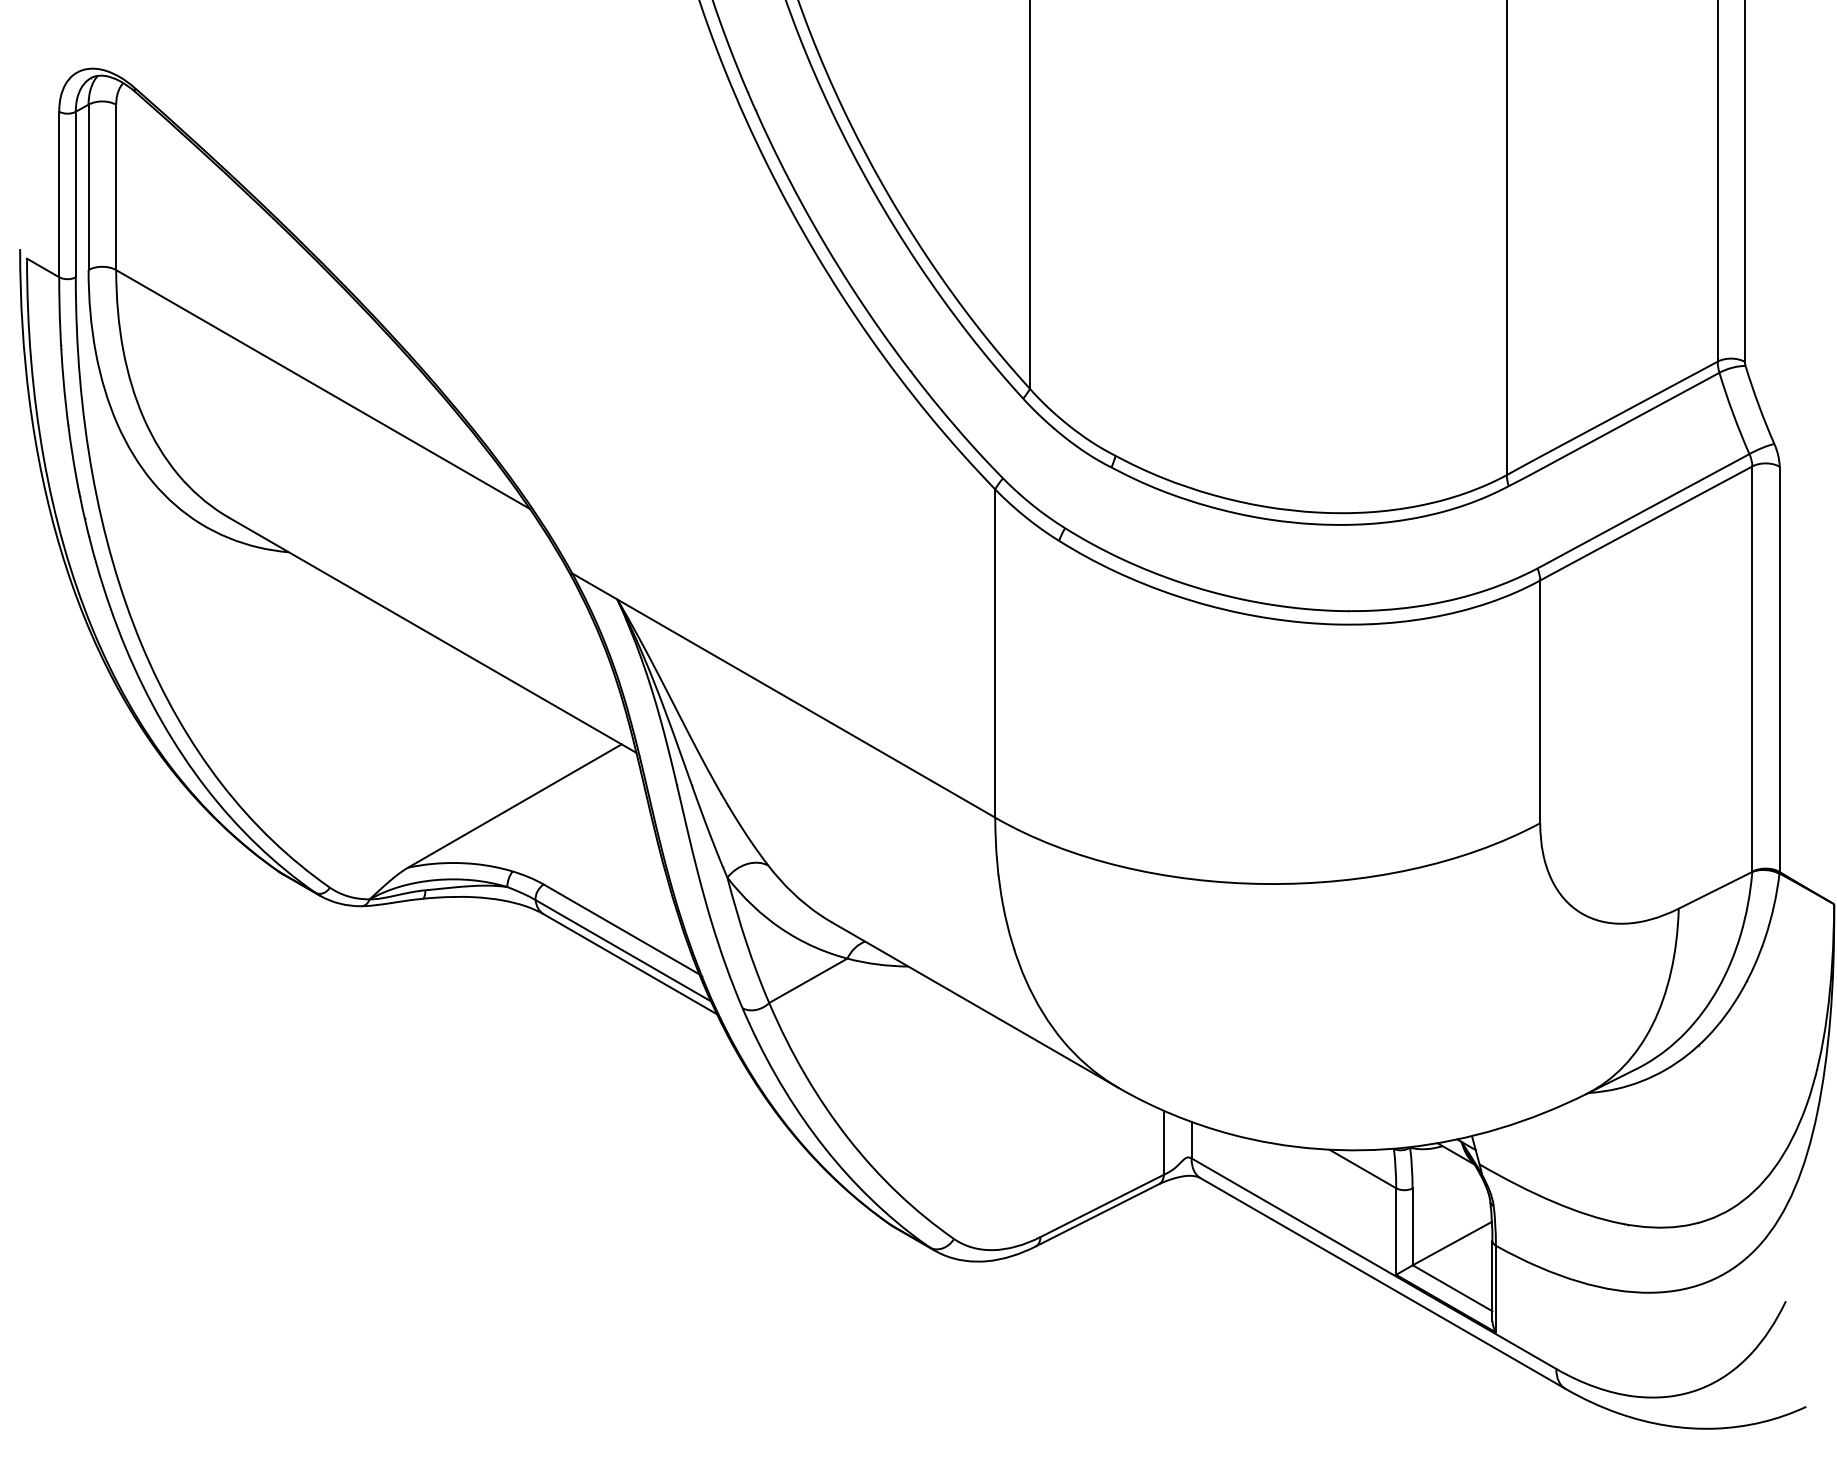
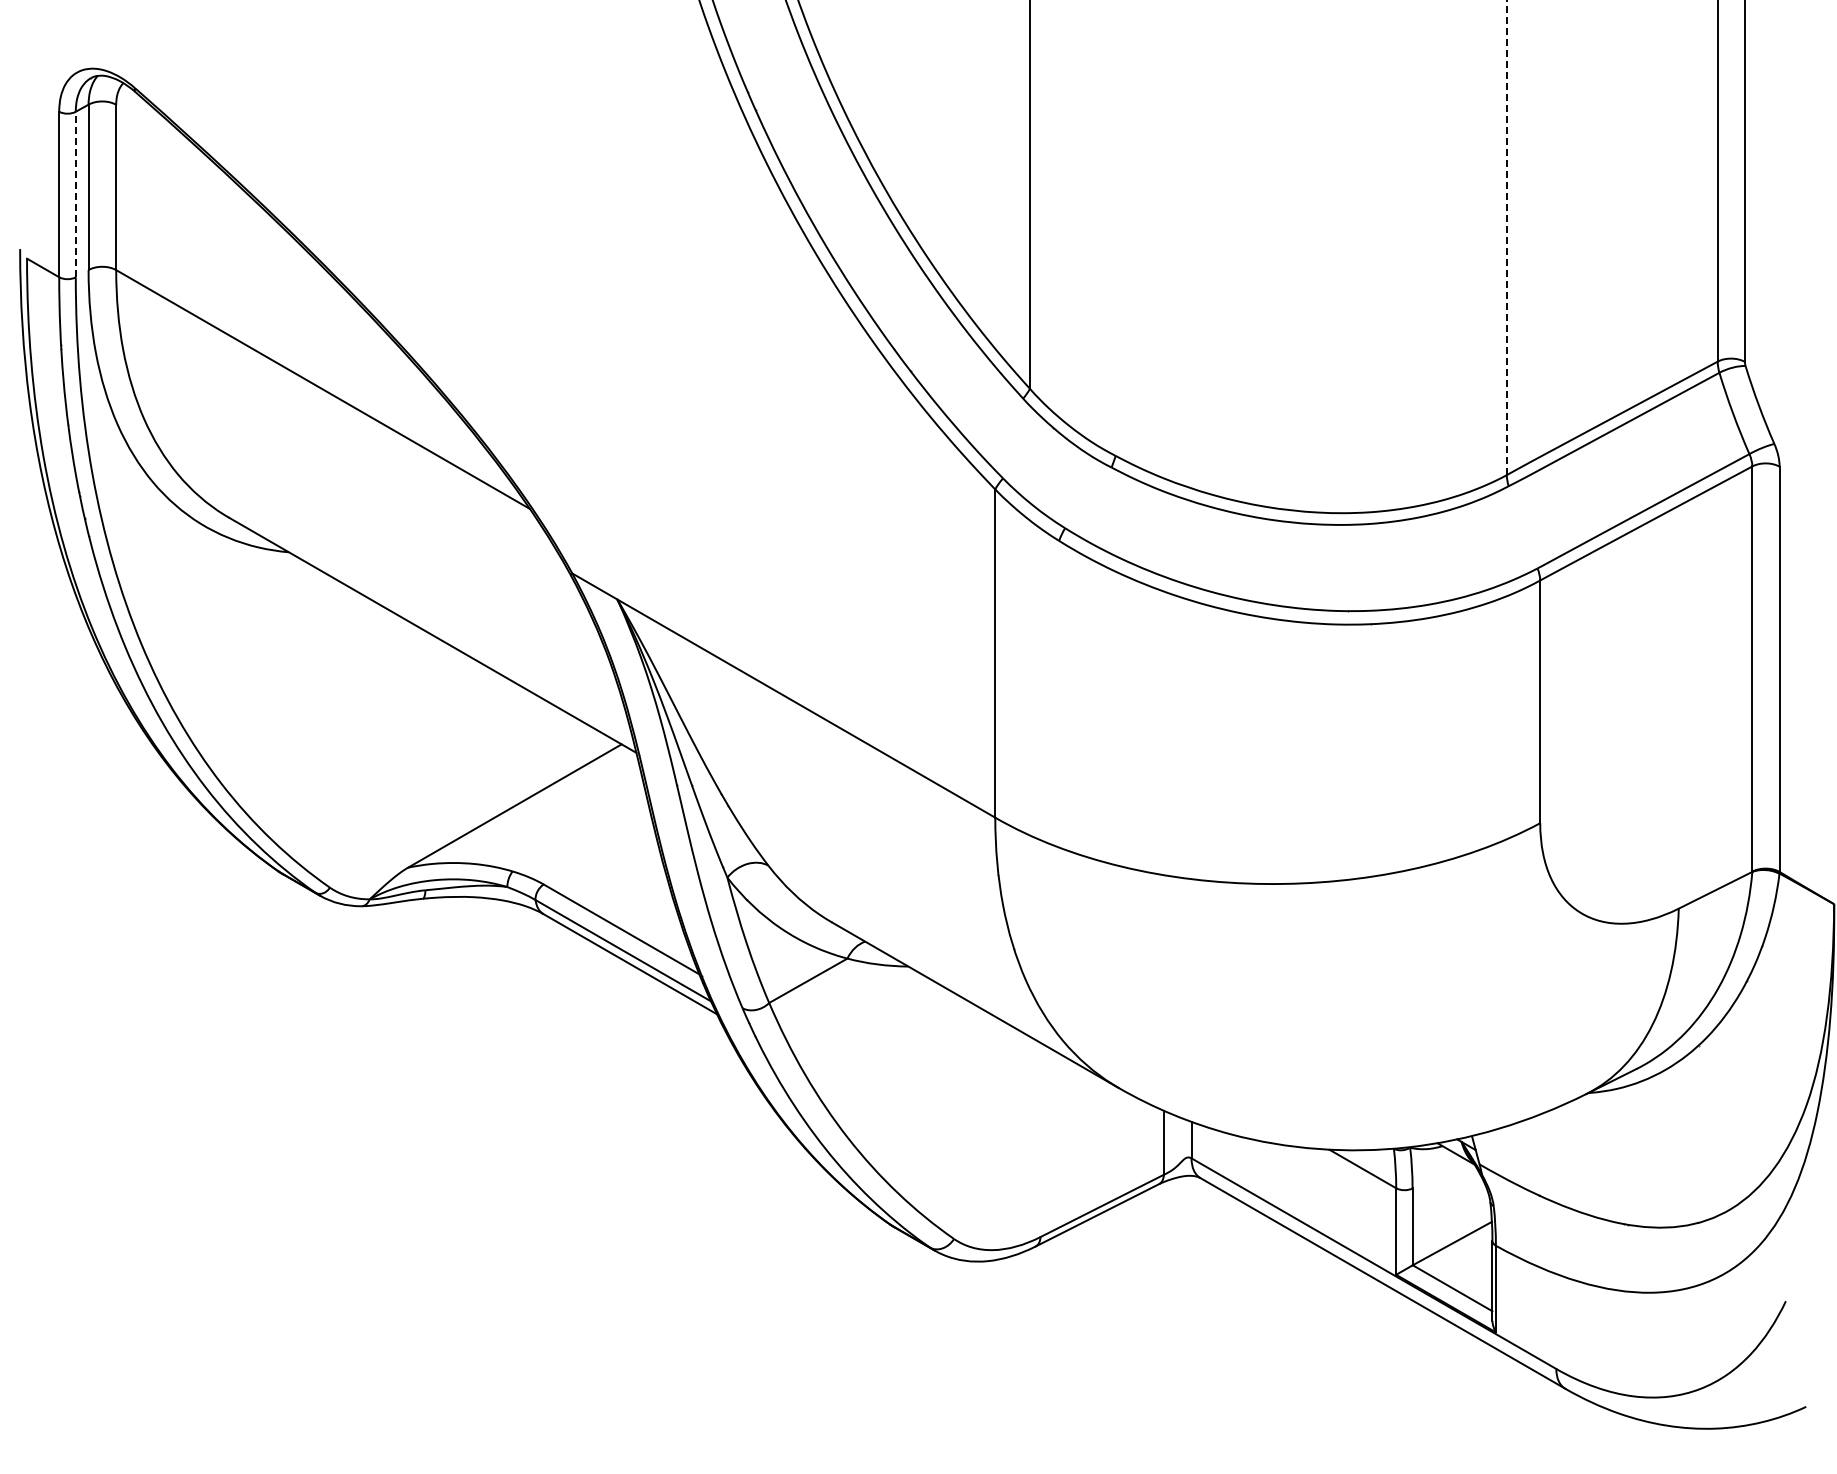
line: solid -> dashed (75, 194)
line: solid -> dashed (1506, 237)
